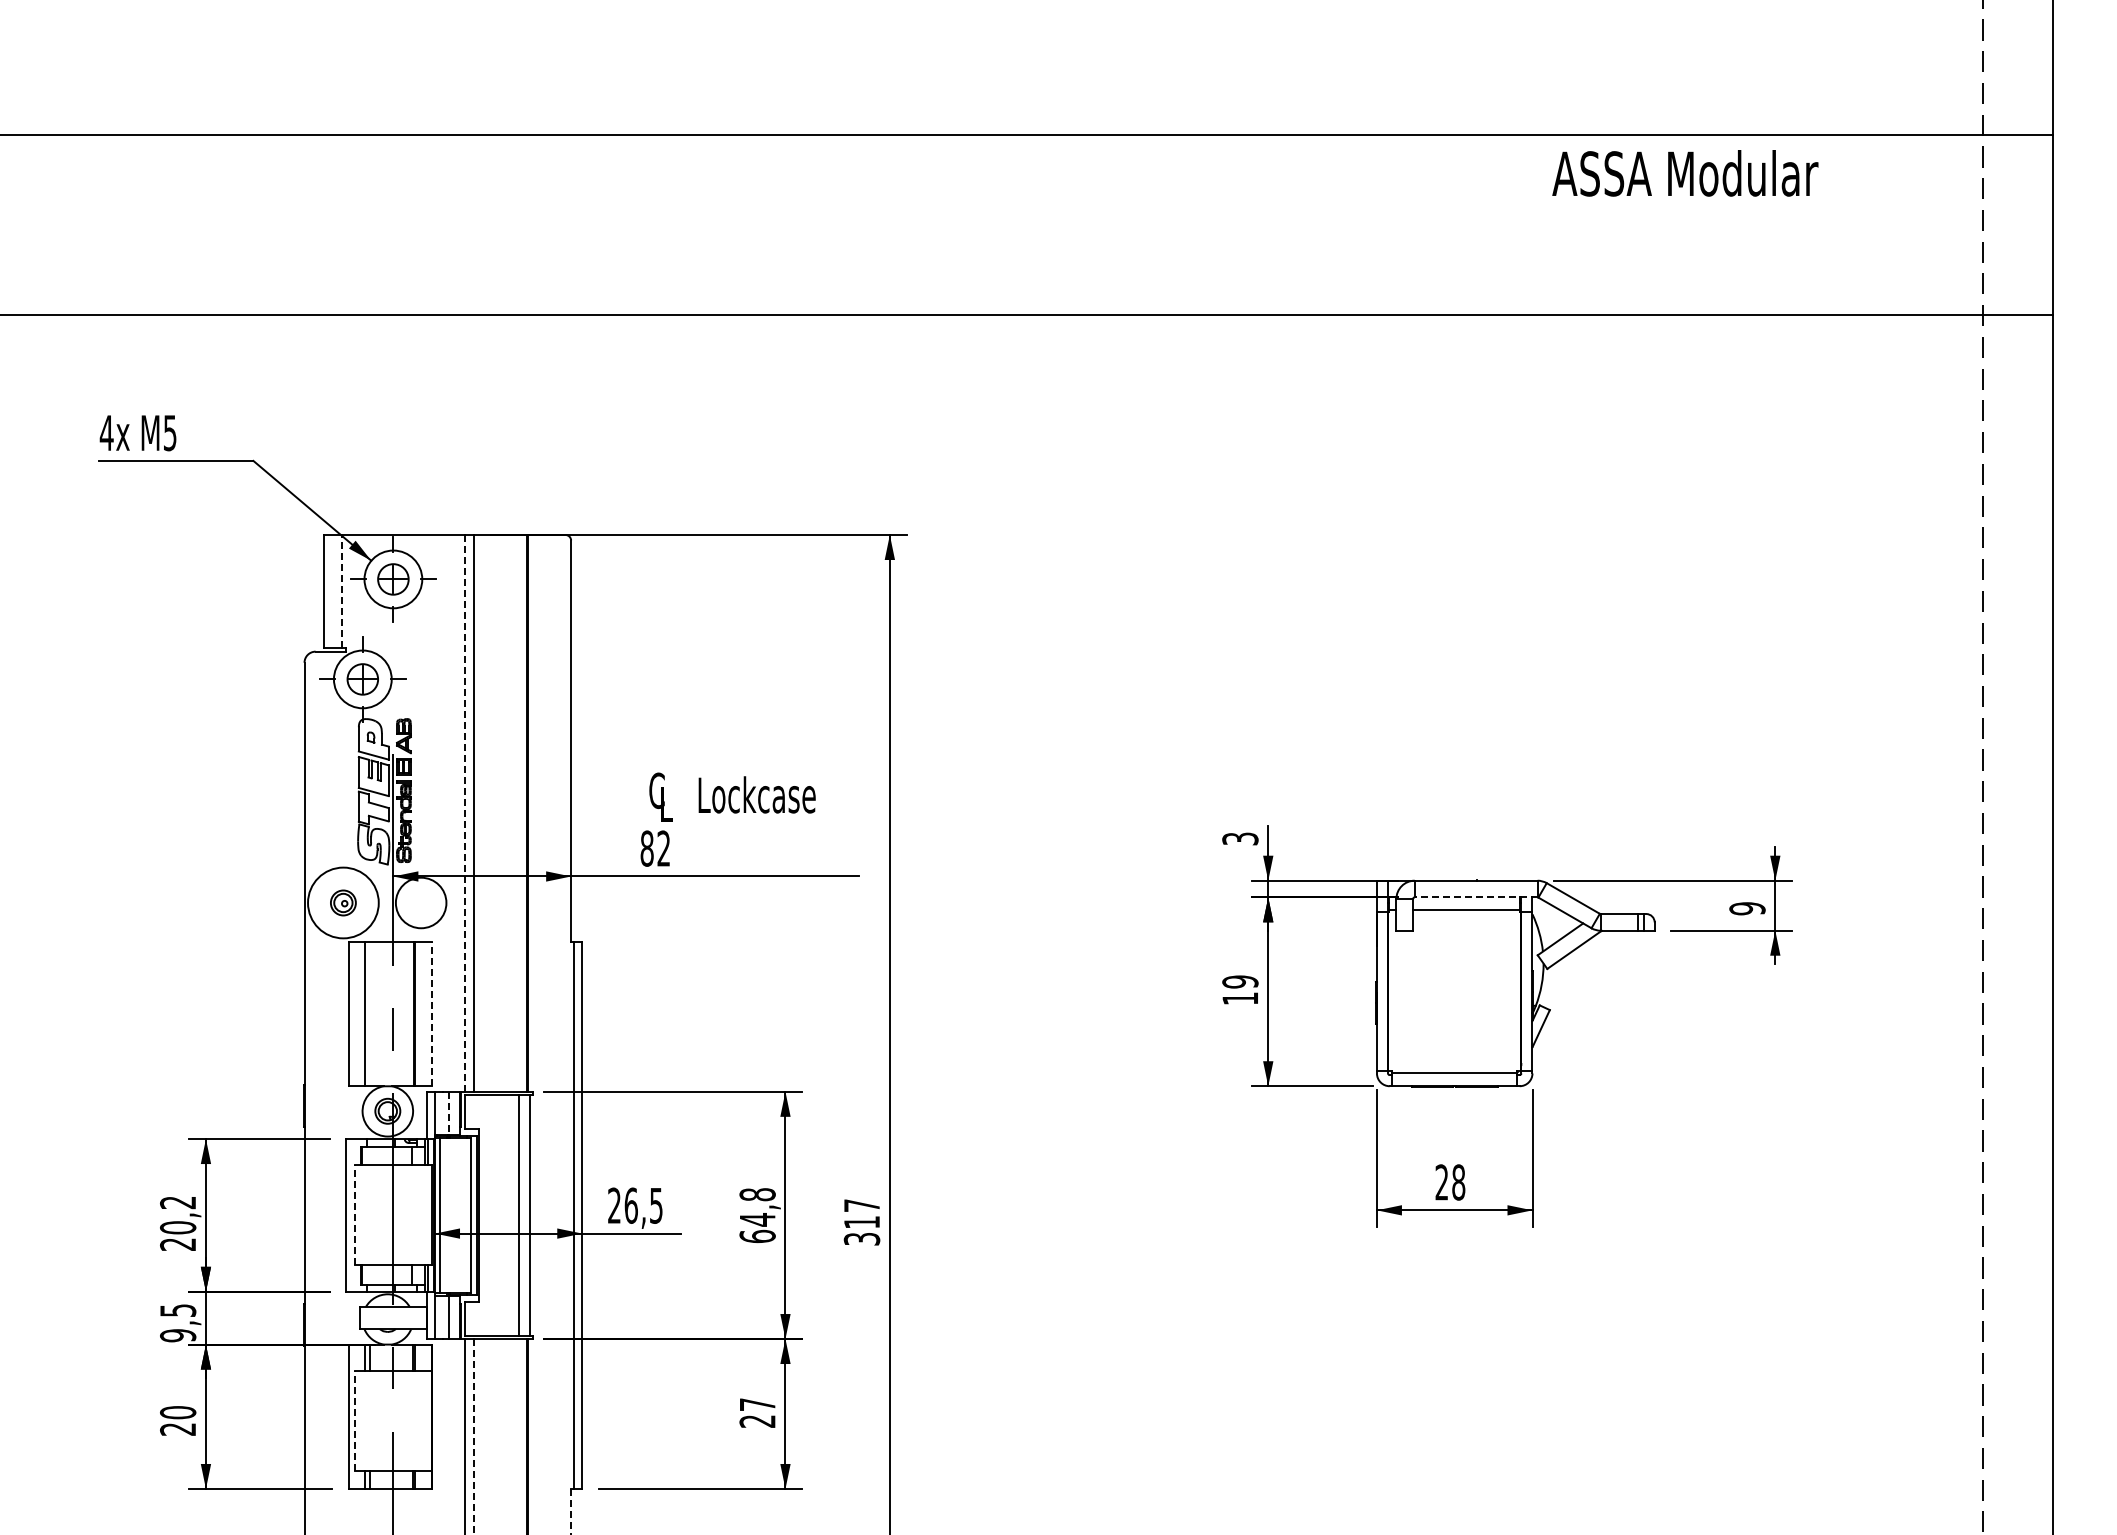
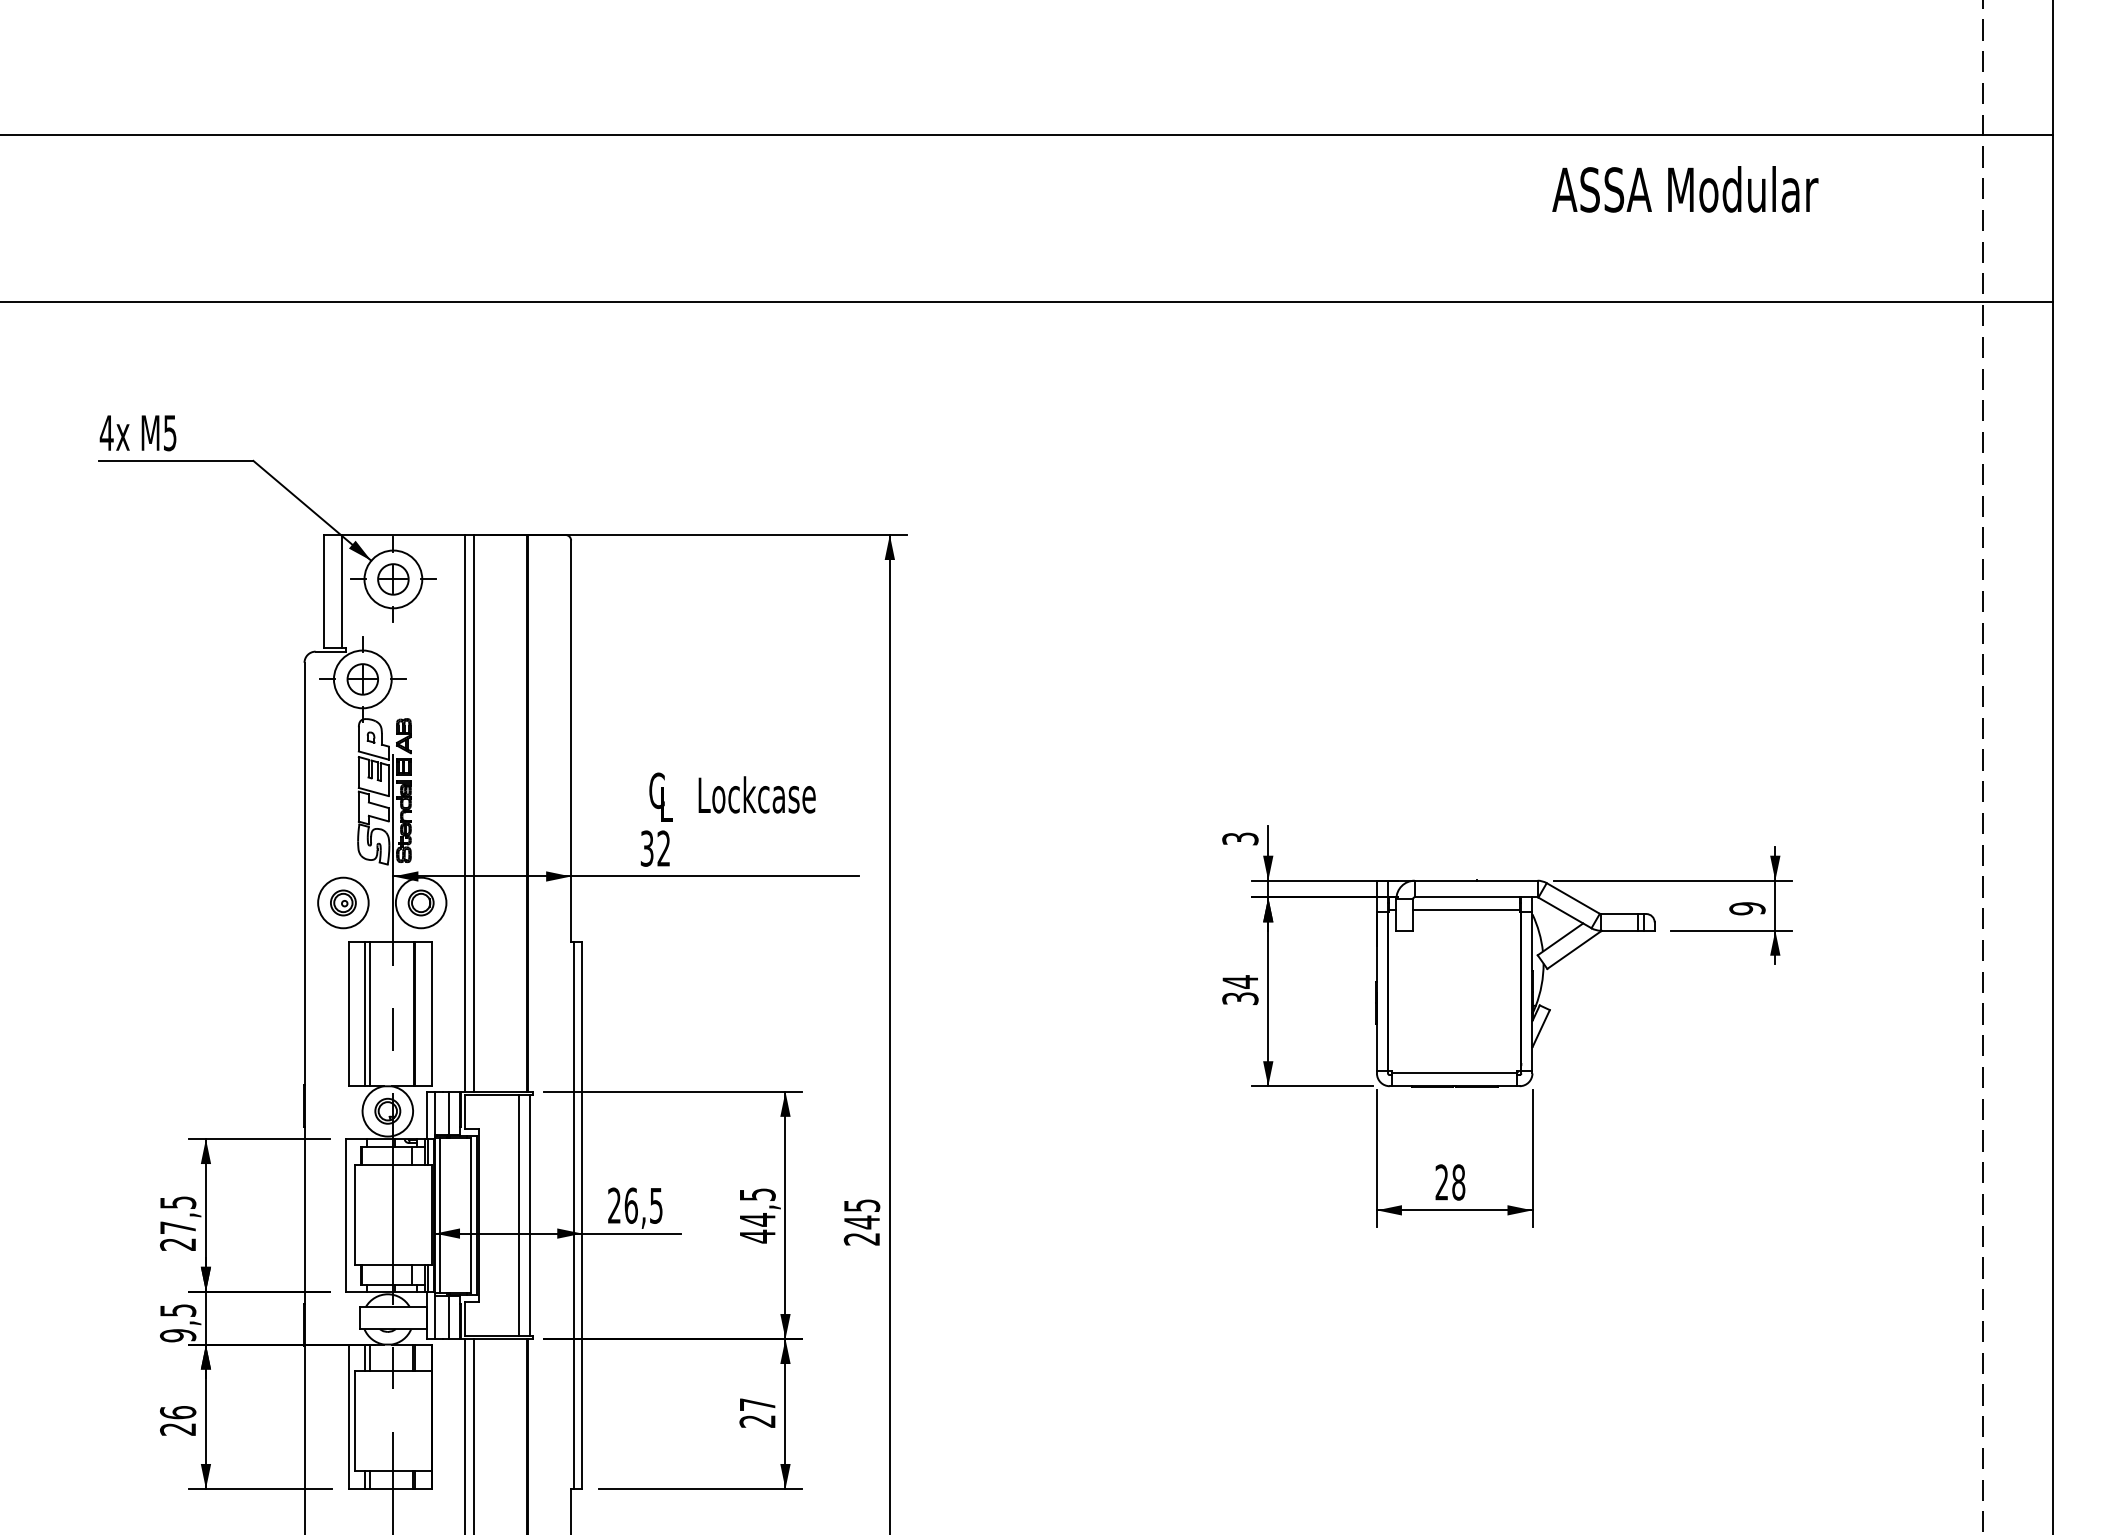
text position: (1685, 173) -> (1685, 189) (1685, 189)
line position: (1027, 314) -> (1027, 301) (1027, 301)
line: dashed -> solid (342, 591)
line: dashed -> solid (465, 812)
text: 82 -> 32 (646, 848)
line: dashed -> solid (1475, 897)
circle diameter: 71 px -> 51 px (343, 902)
part: none -> present (420, 902)
text: 19 -> 34 (1240, 990)
line: none -> present (370, 1013)
line: dashed -> solid (432, 1013)
line: dashed -> solid (448, 1113)
text: 20,2 -> 27,5 (178, 1215)
line: dashed -> solid (354, 1215)
text: 64,8 -> 44,5 (757, 1215)
text: 317 -> 245 (862, 1222)
text: 20 -> 26 (178, 1412)
line: dashed -> solid (354, 1420)
line: dashed -> solid (474, 1436)
line: dashed -> solid (571, 1511)
